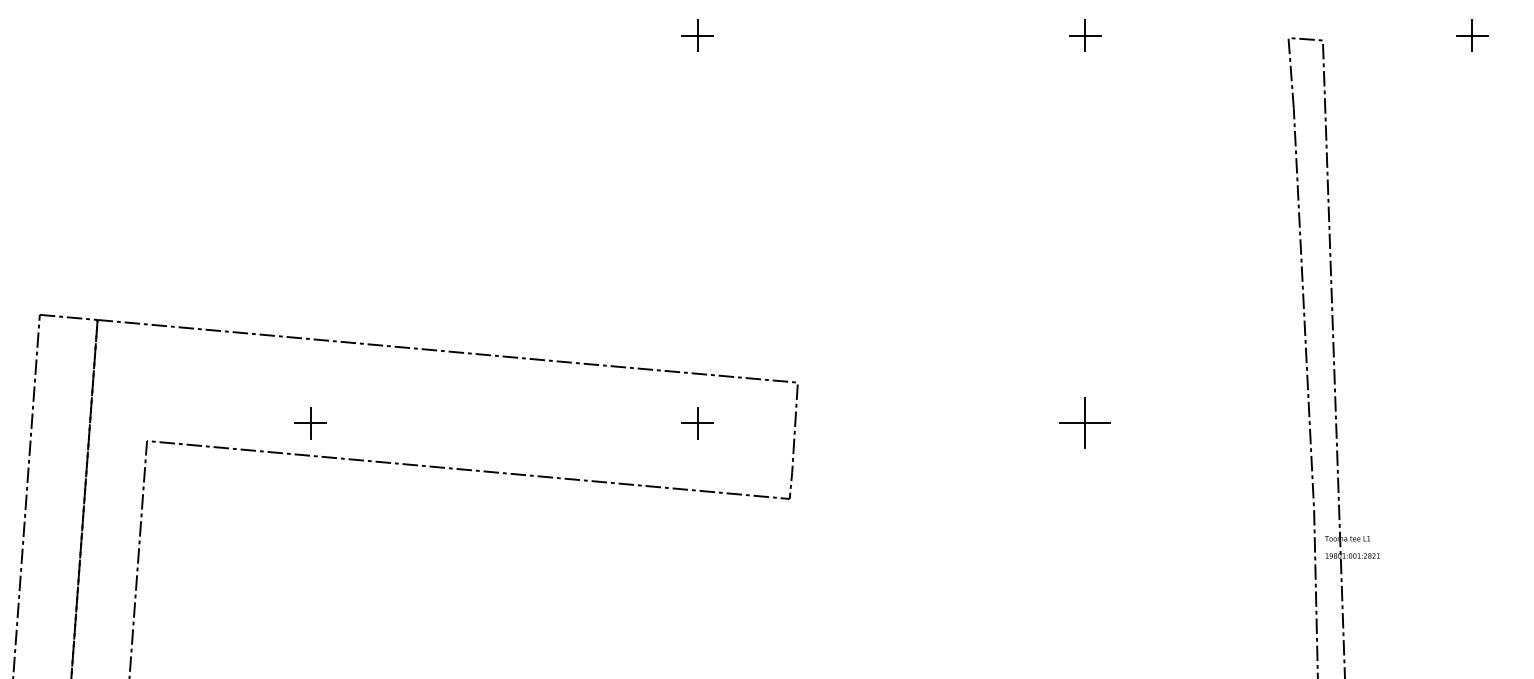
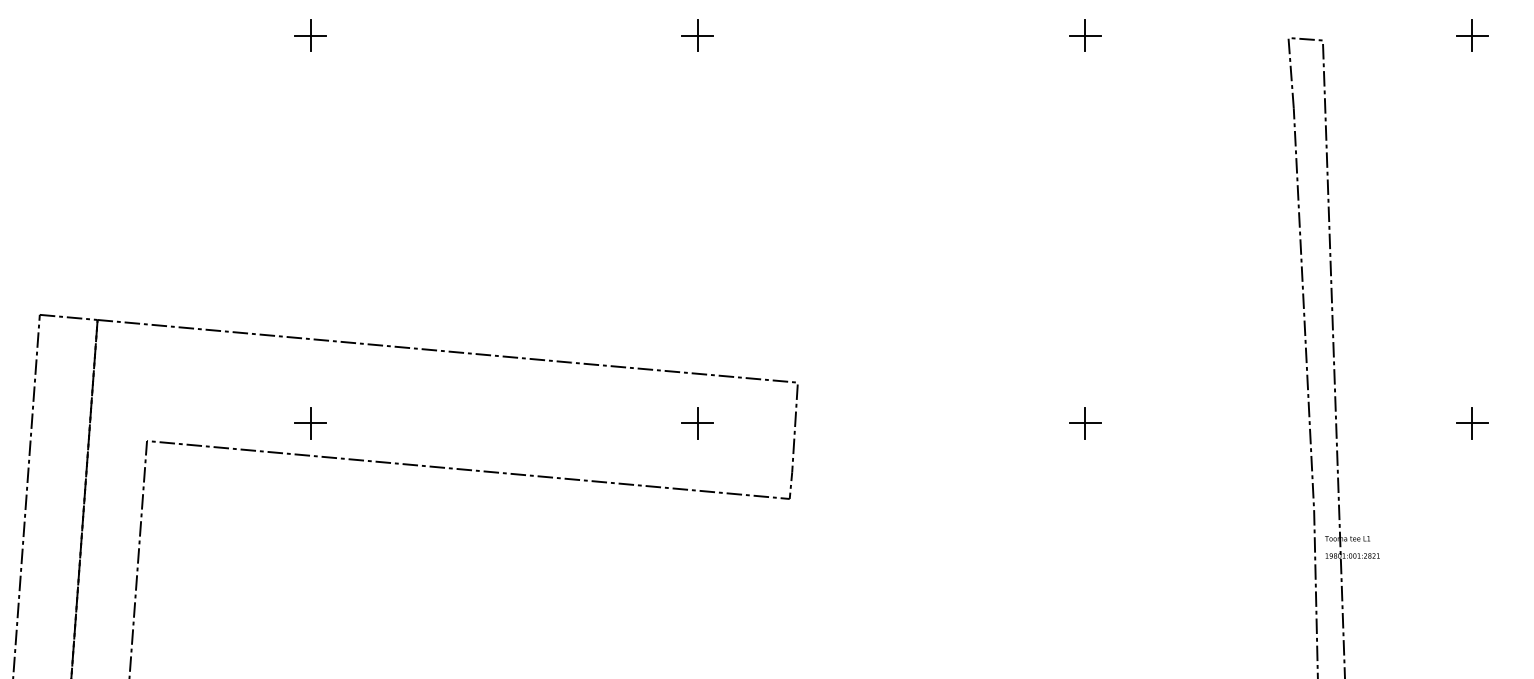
part: none -> present (310, 35)
part size: 52x52 px -> 33x33 px (1085, 423)
part: none -> present (1472, 423)
